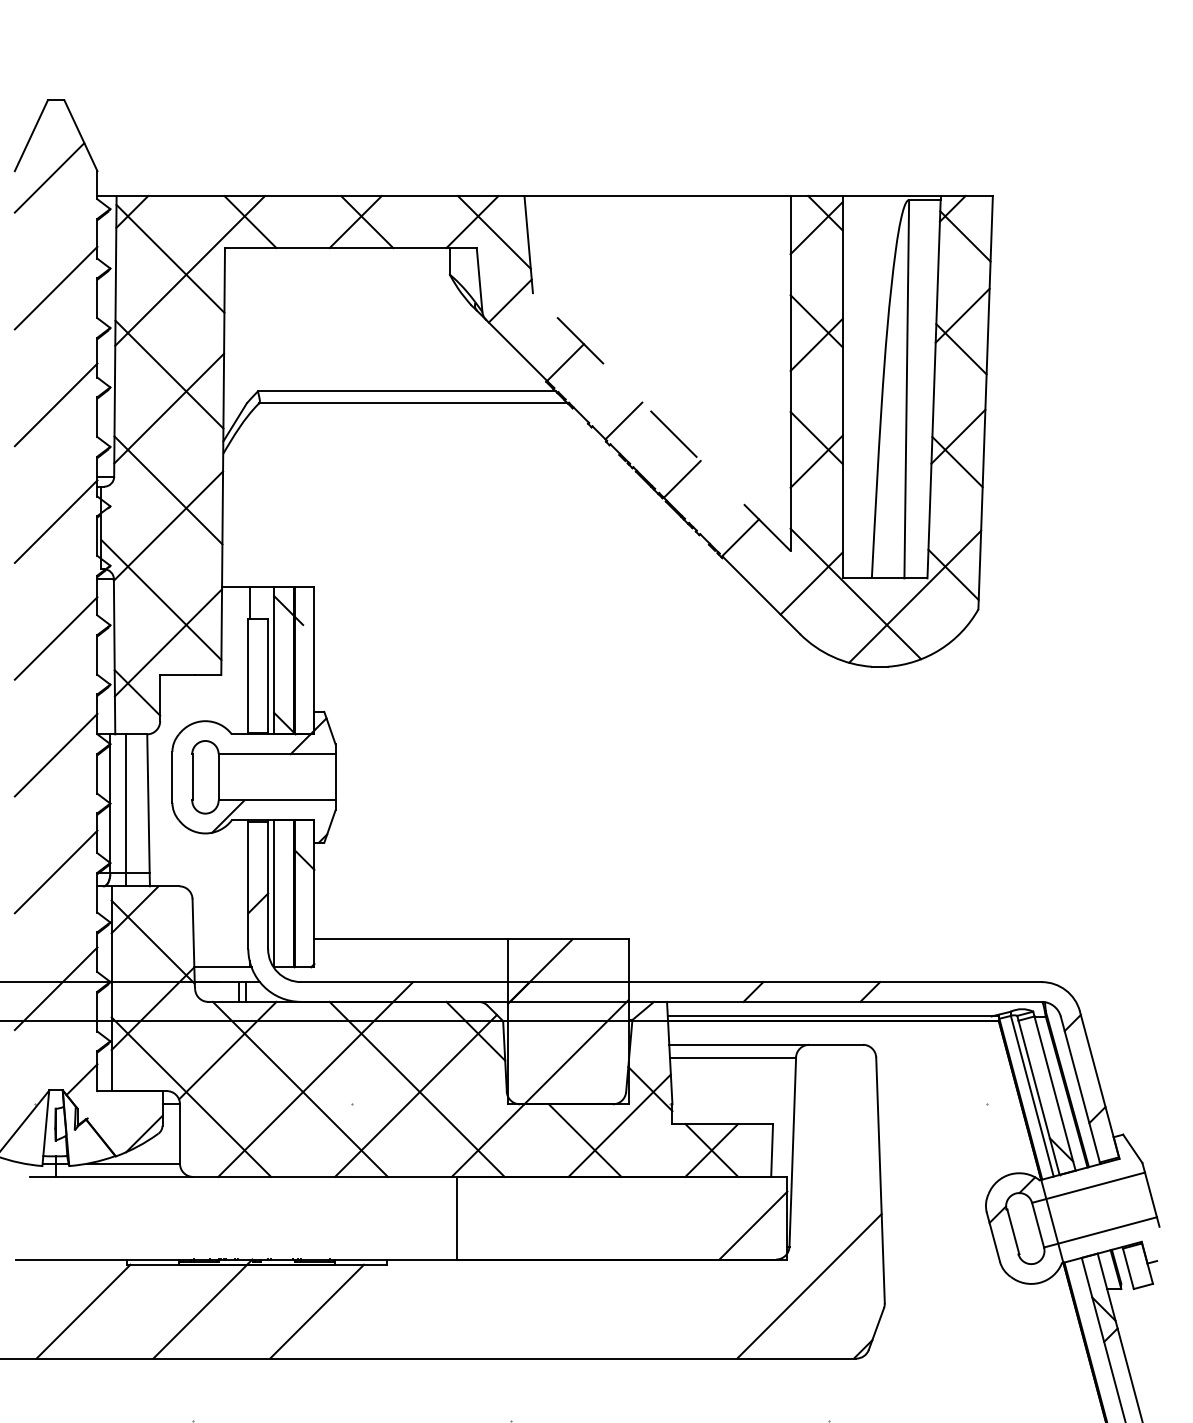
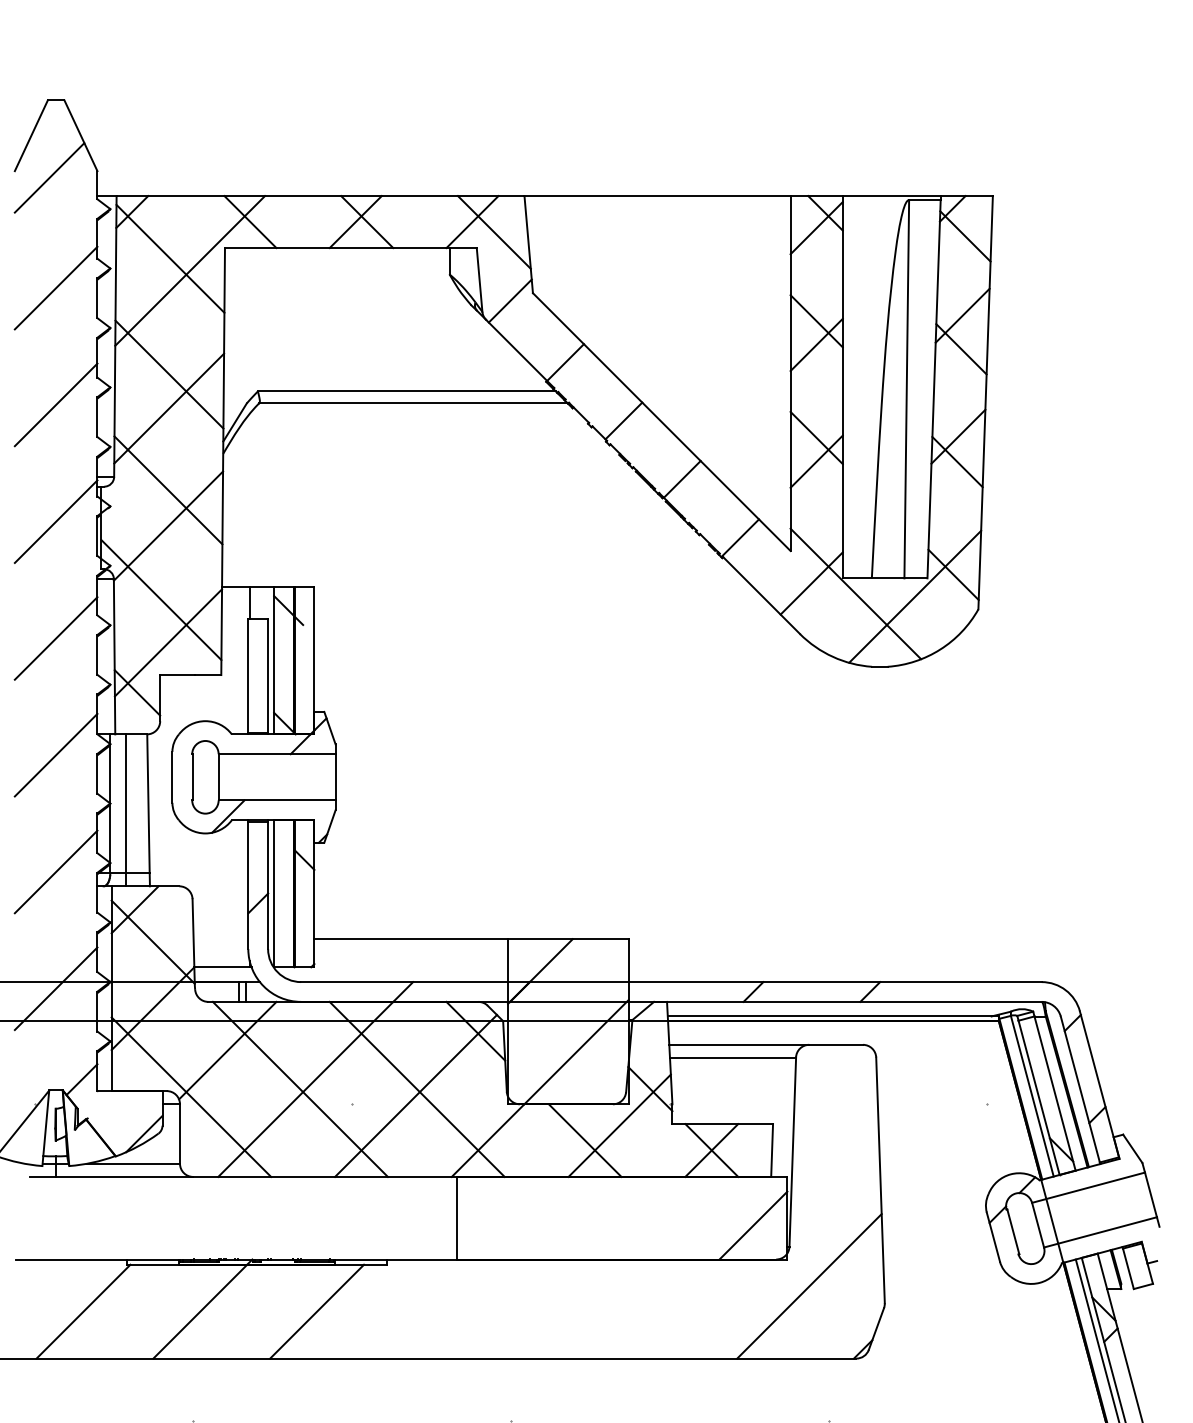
line: dashed -> solid (661, 421)
line: none -> present (1096, 1339)
